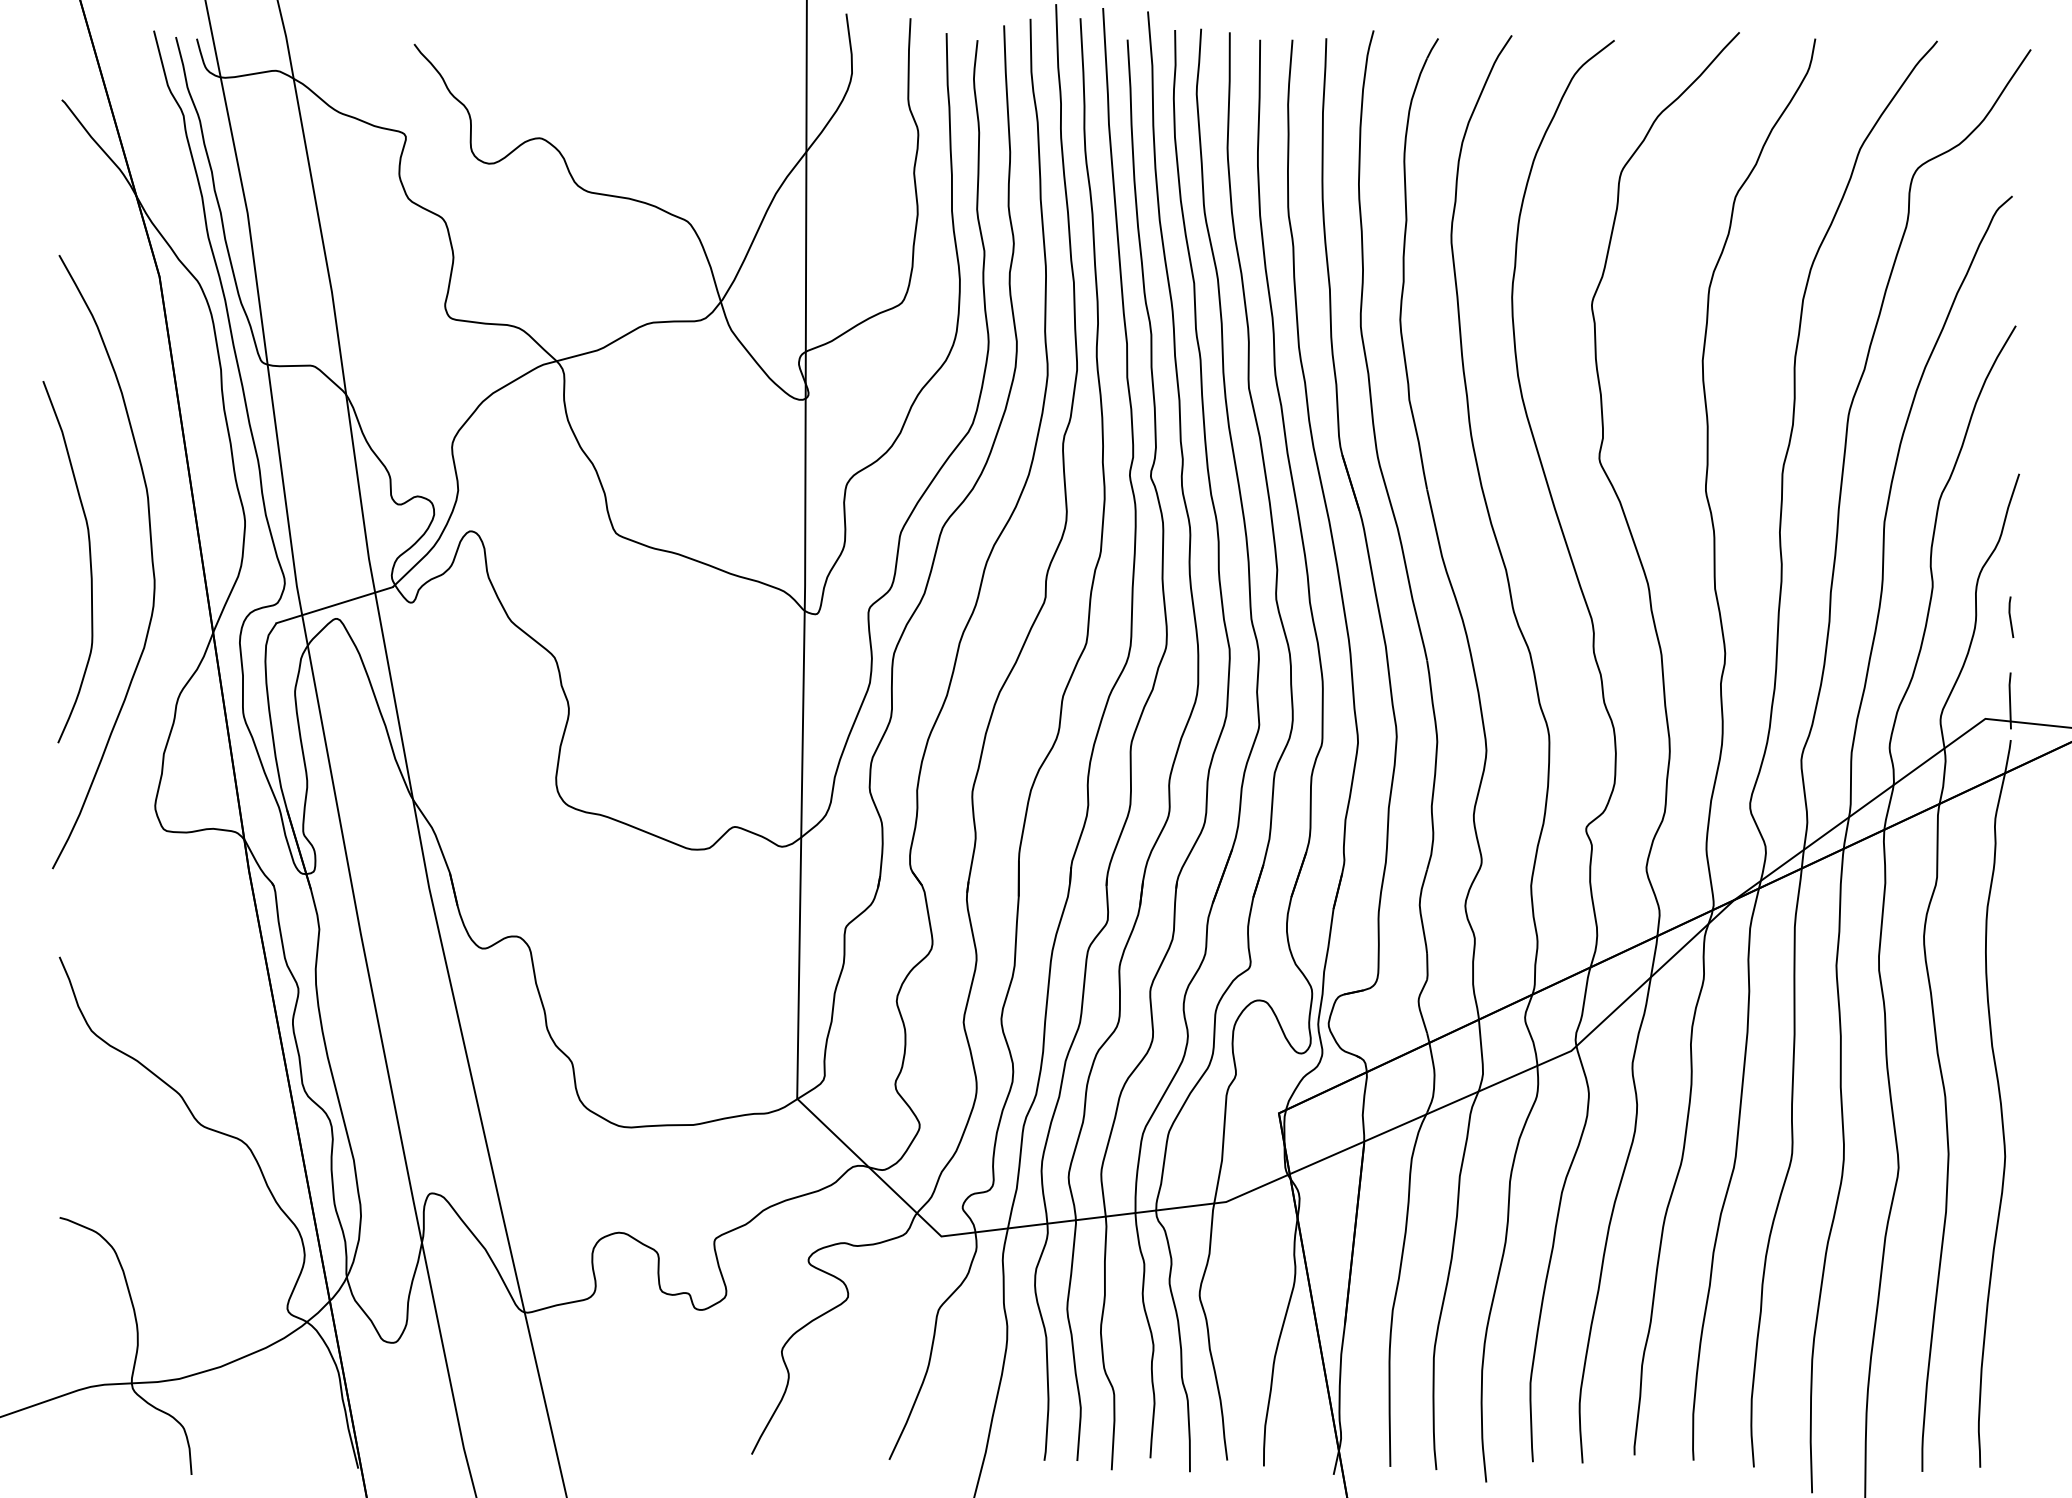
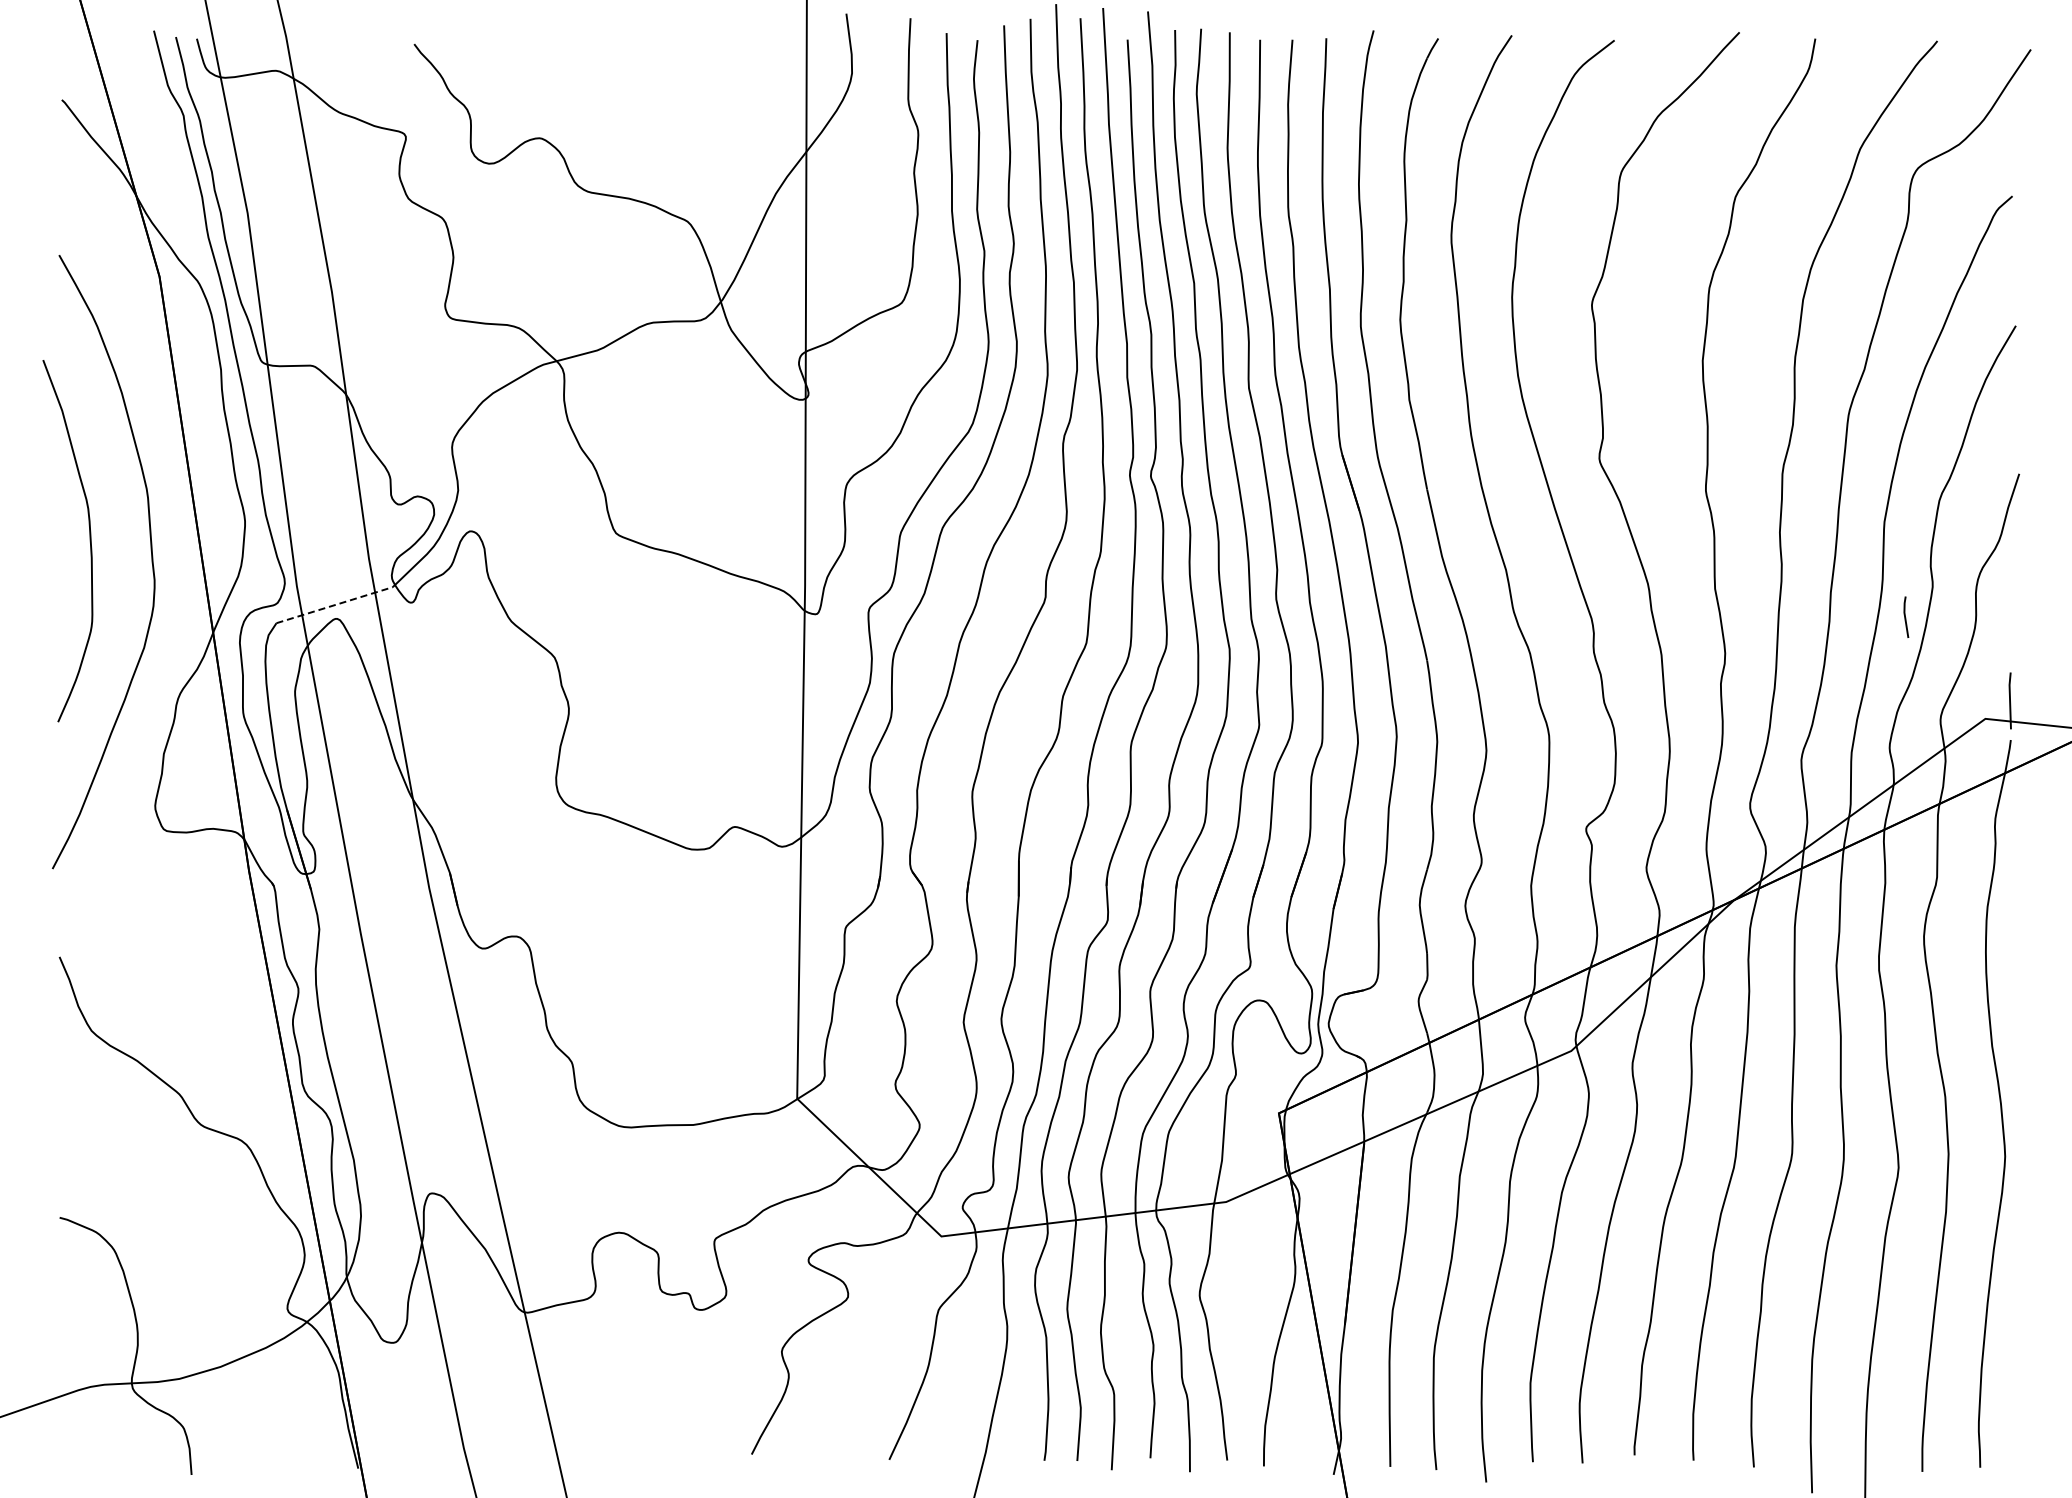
curve position: (89, 562) -> (89, 541) (89, 541)
line: solid -> dashed (334, 605)
line position: (2010, 616) -> (1905, 616) (1905, 616)
